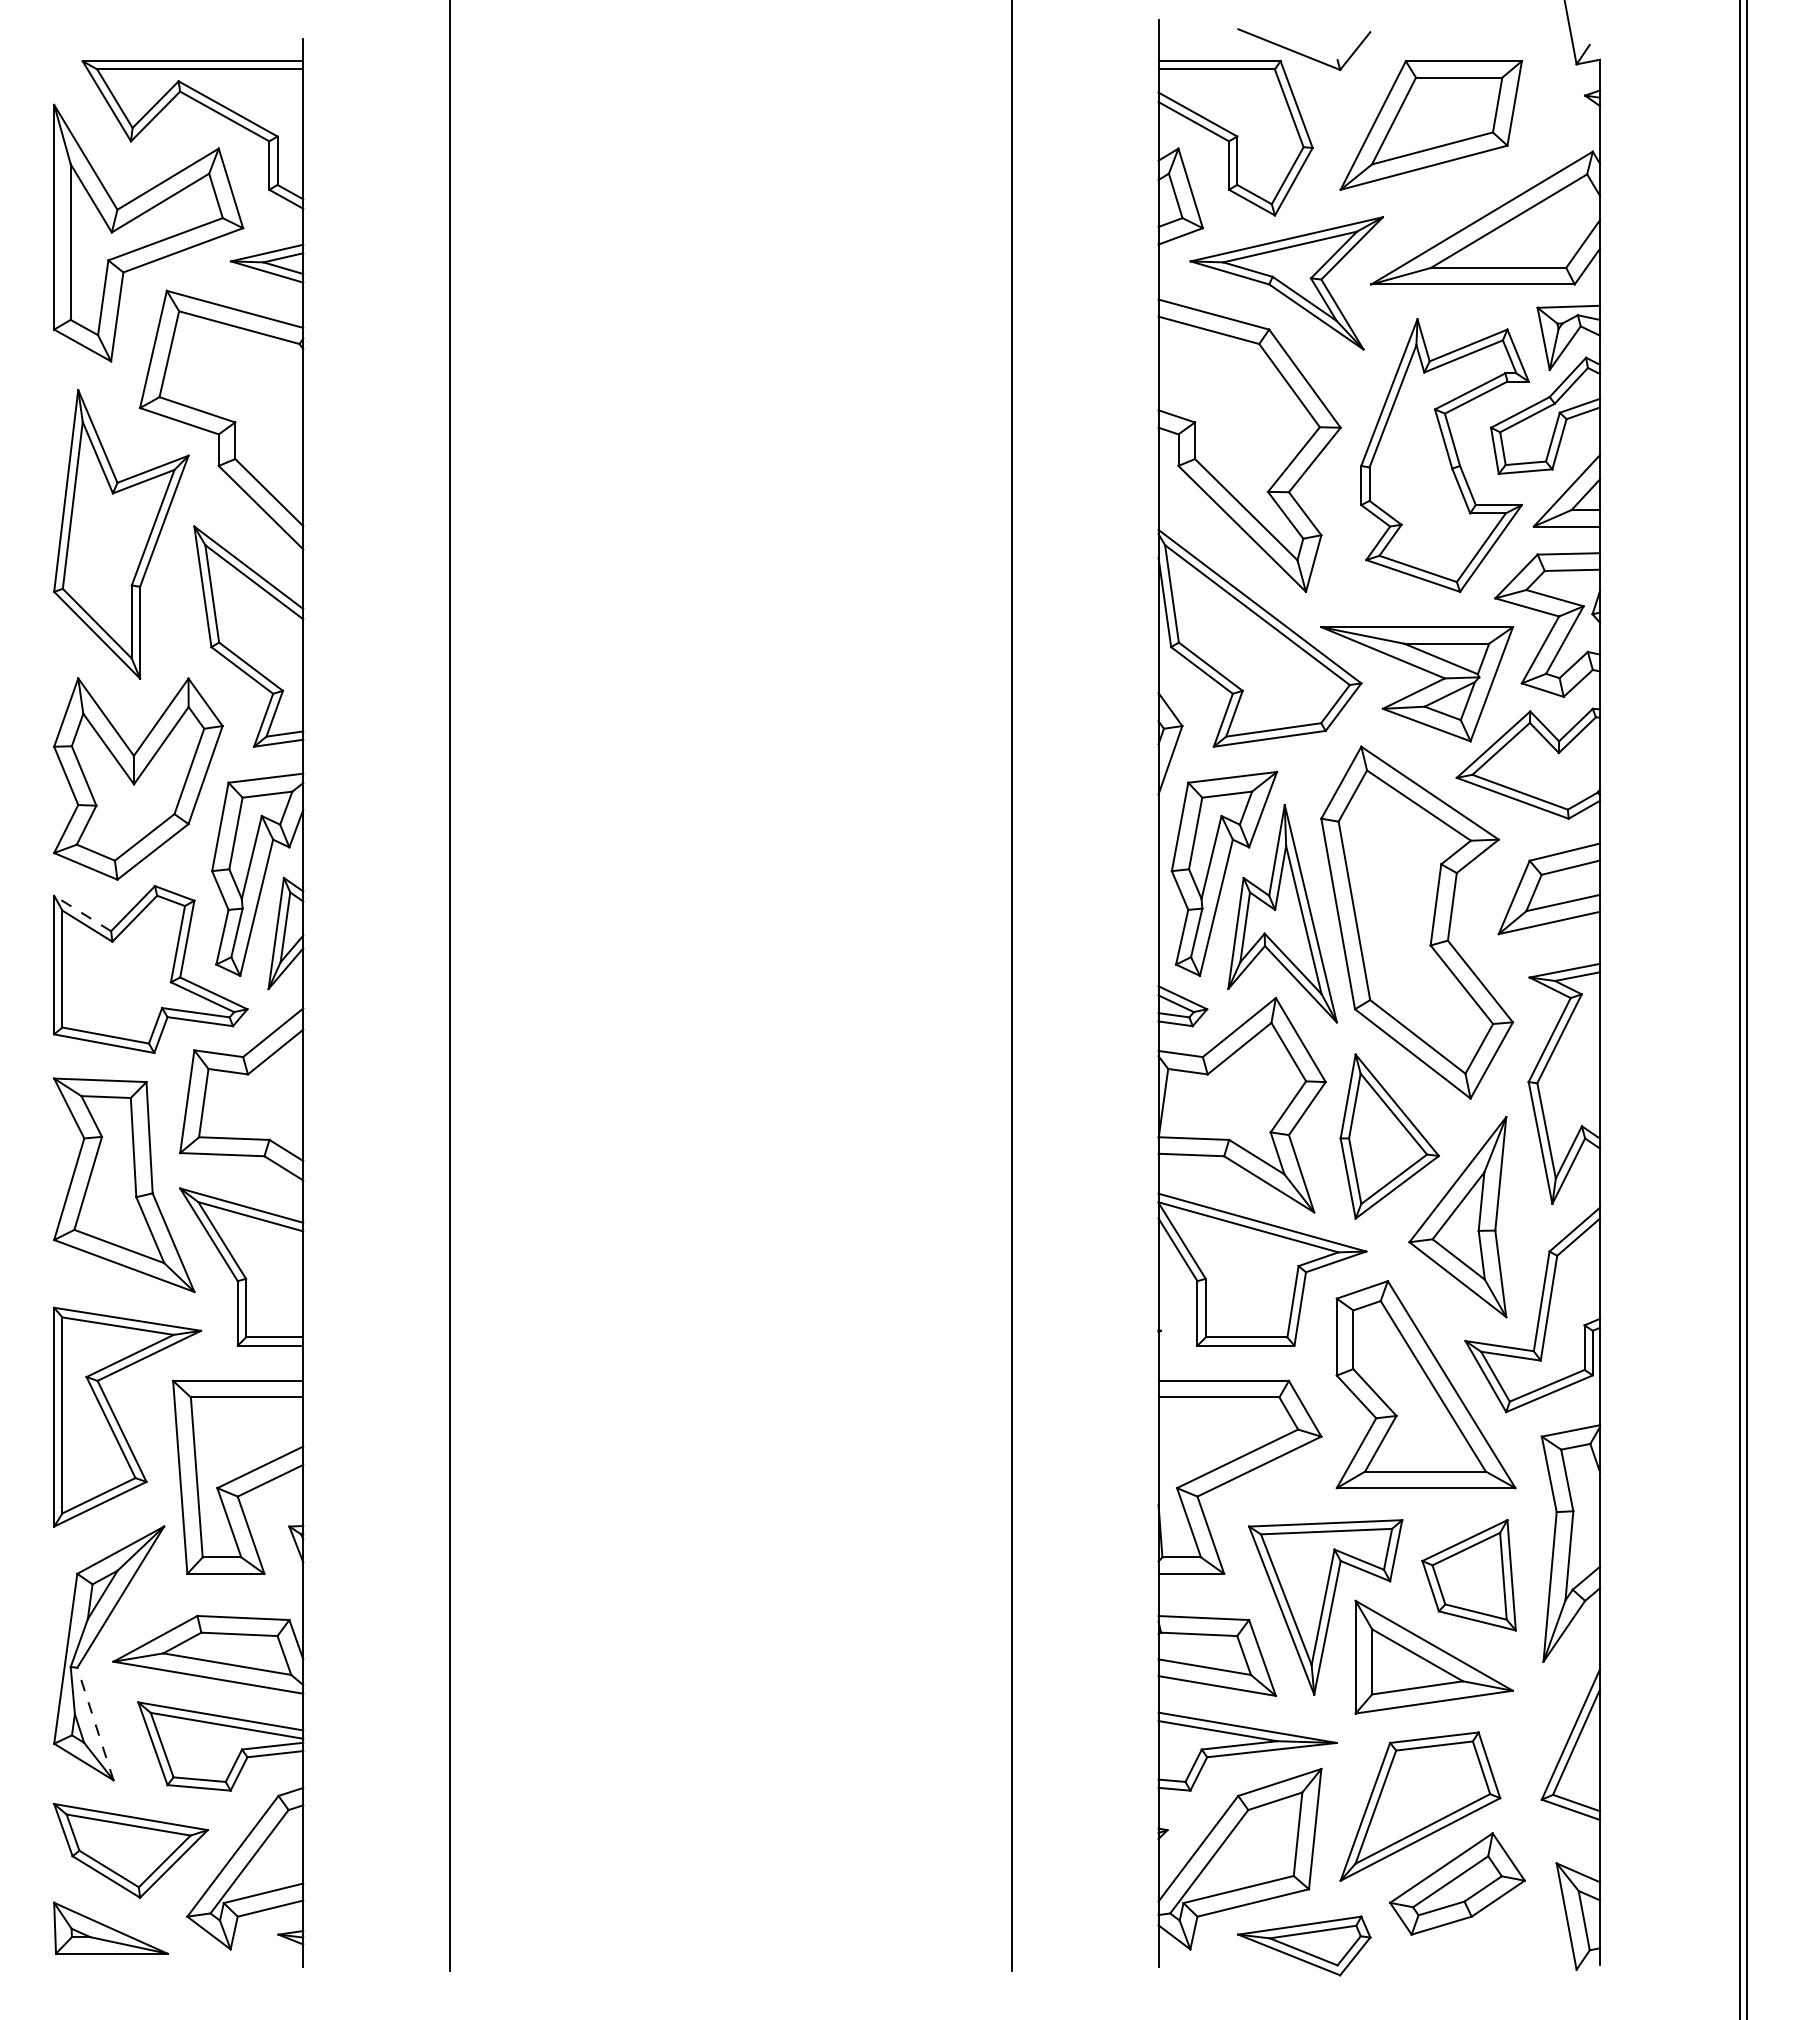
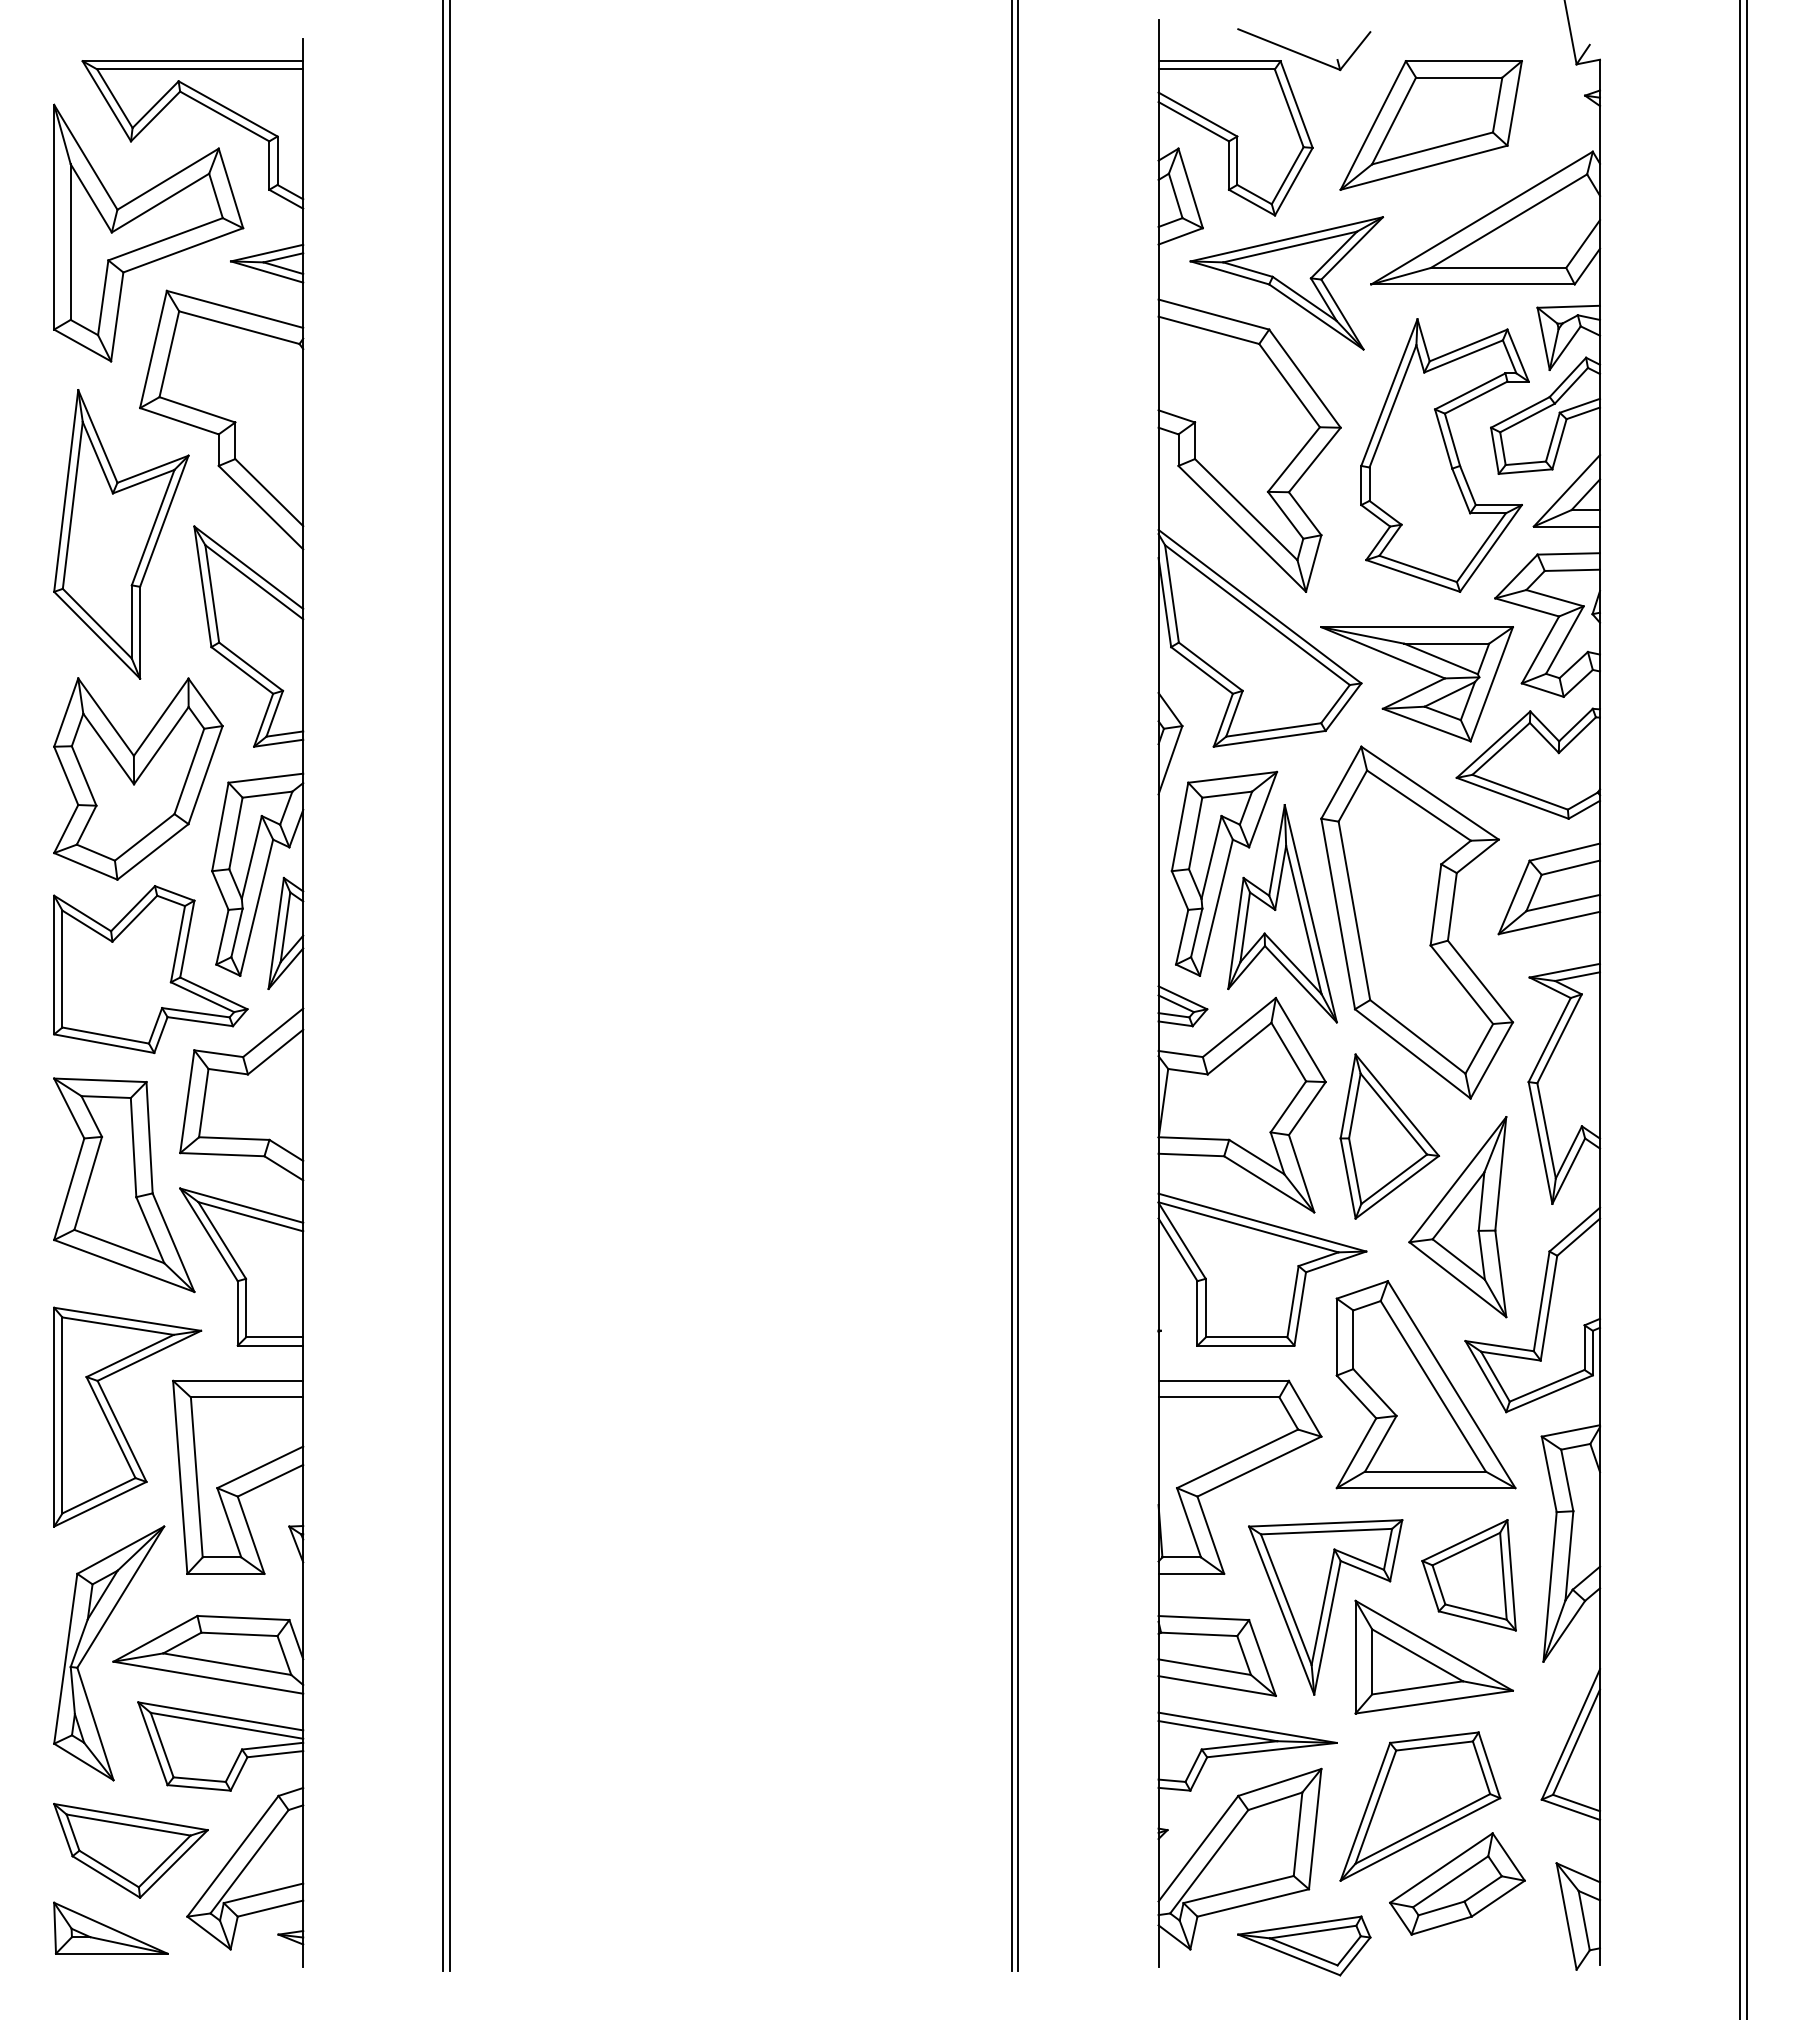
line: dashed -> solid (82, 913)
line: none -> present (443, 986)
line: none -> present (1018, 986)
line: dashed -> solid (95, 1723)
